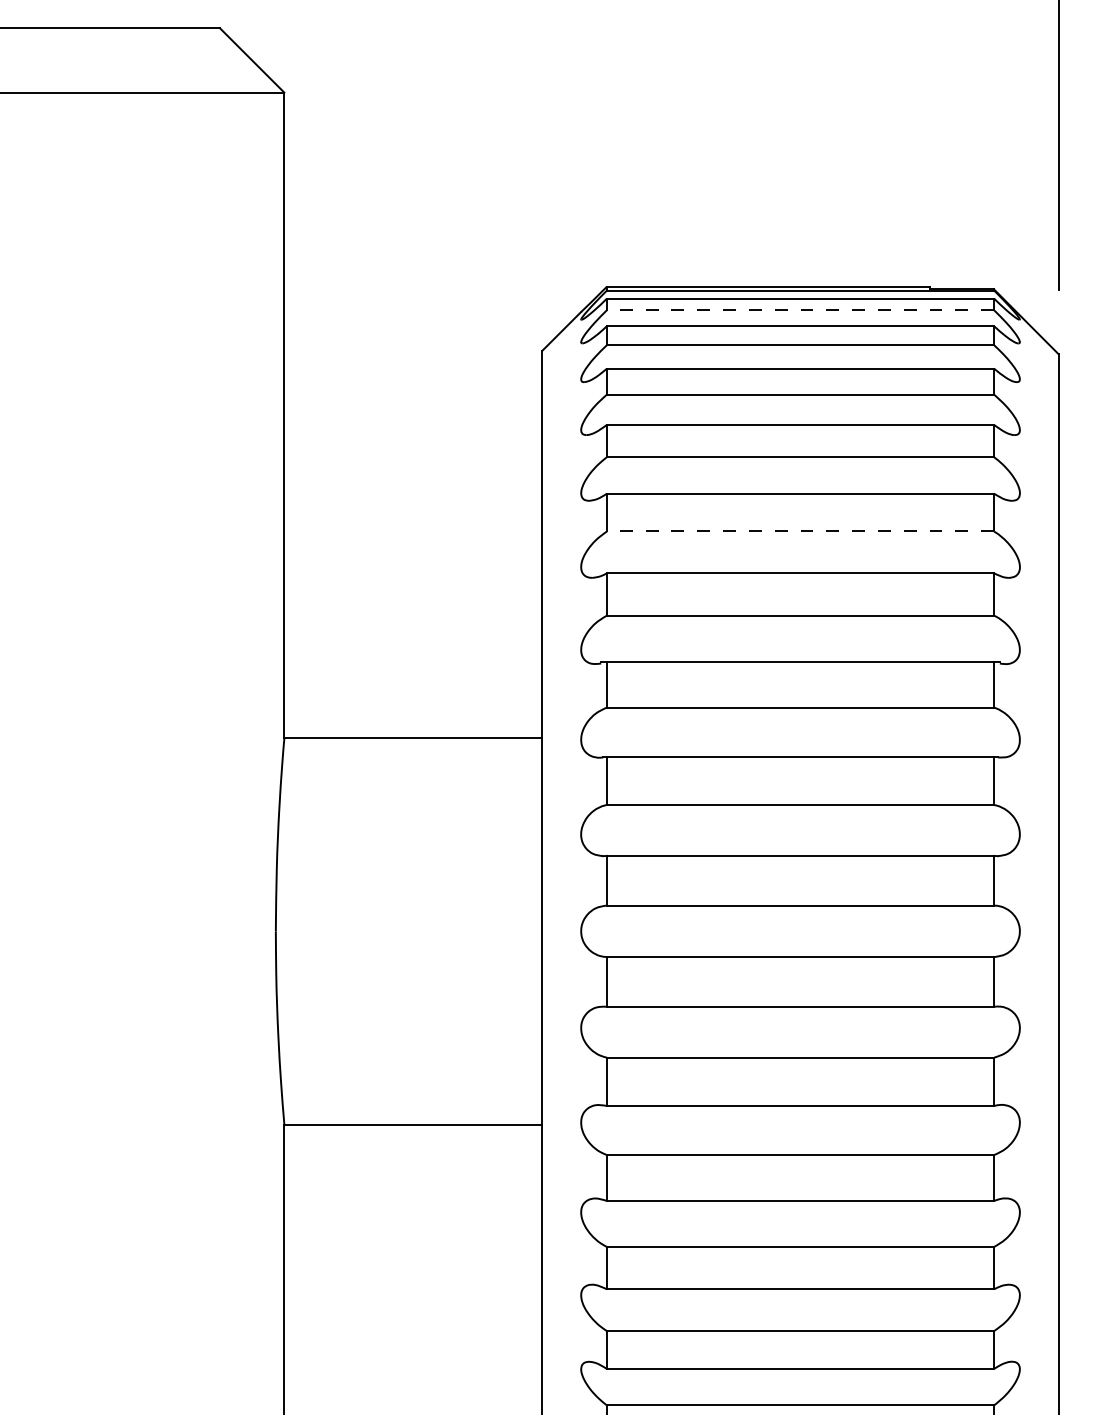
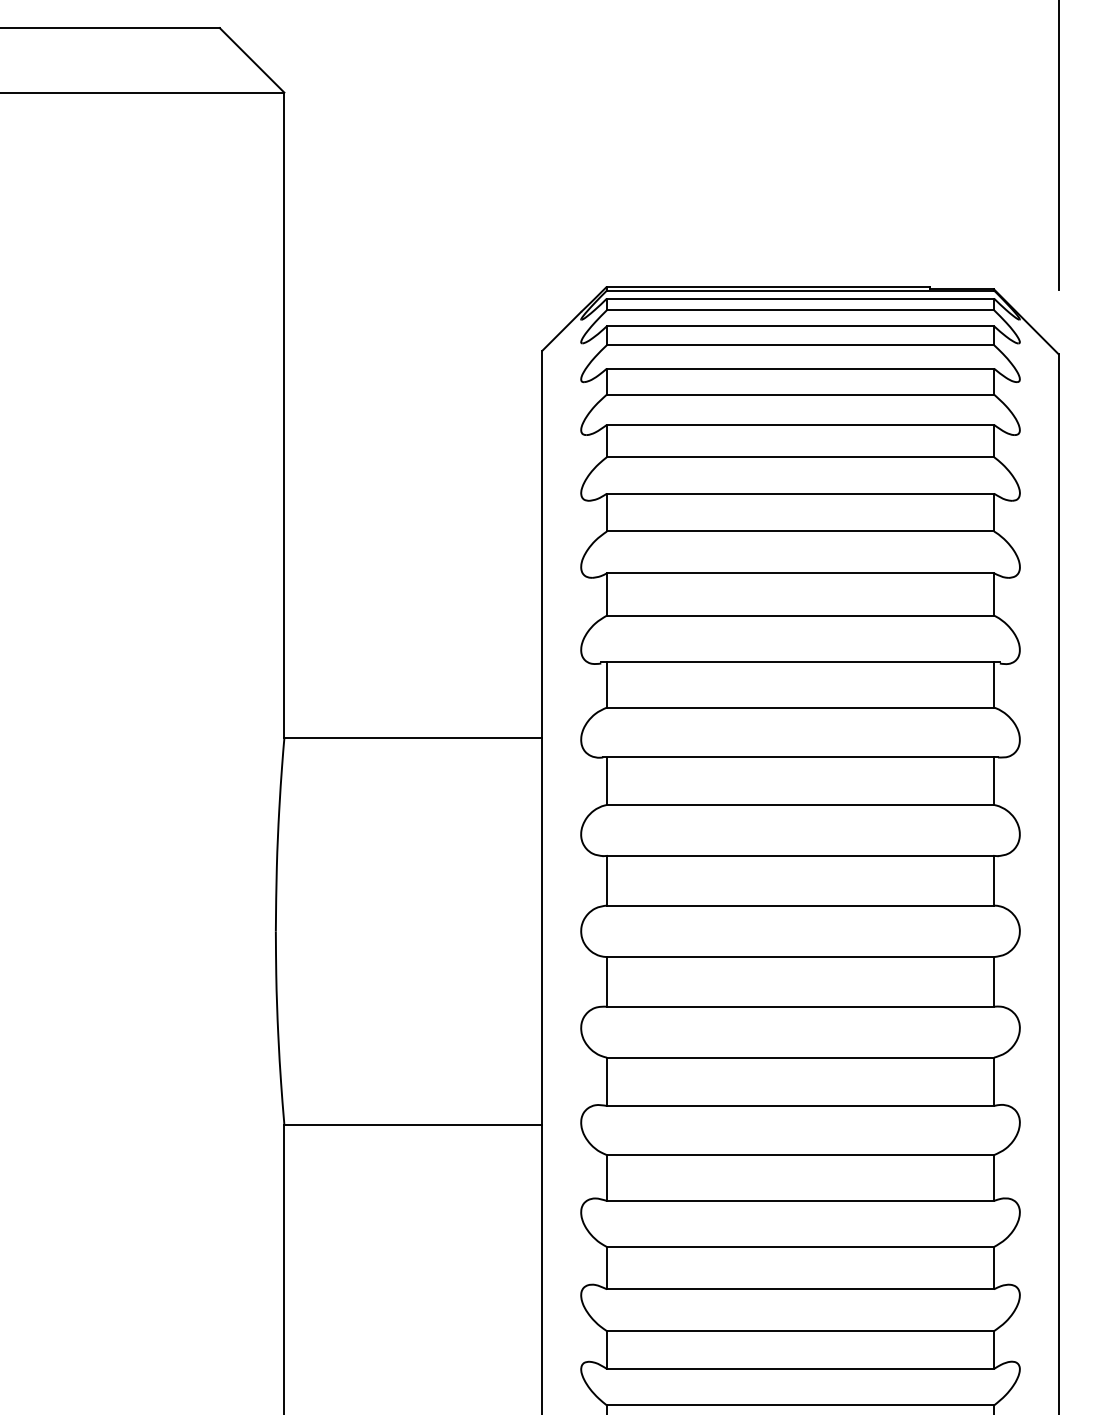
line: dashed -> solid (800, 310)
line: dashed -> solid (800, 531)
